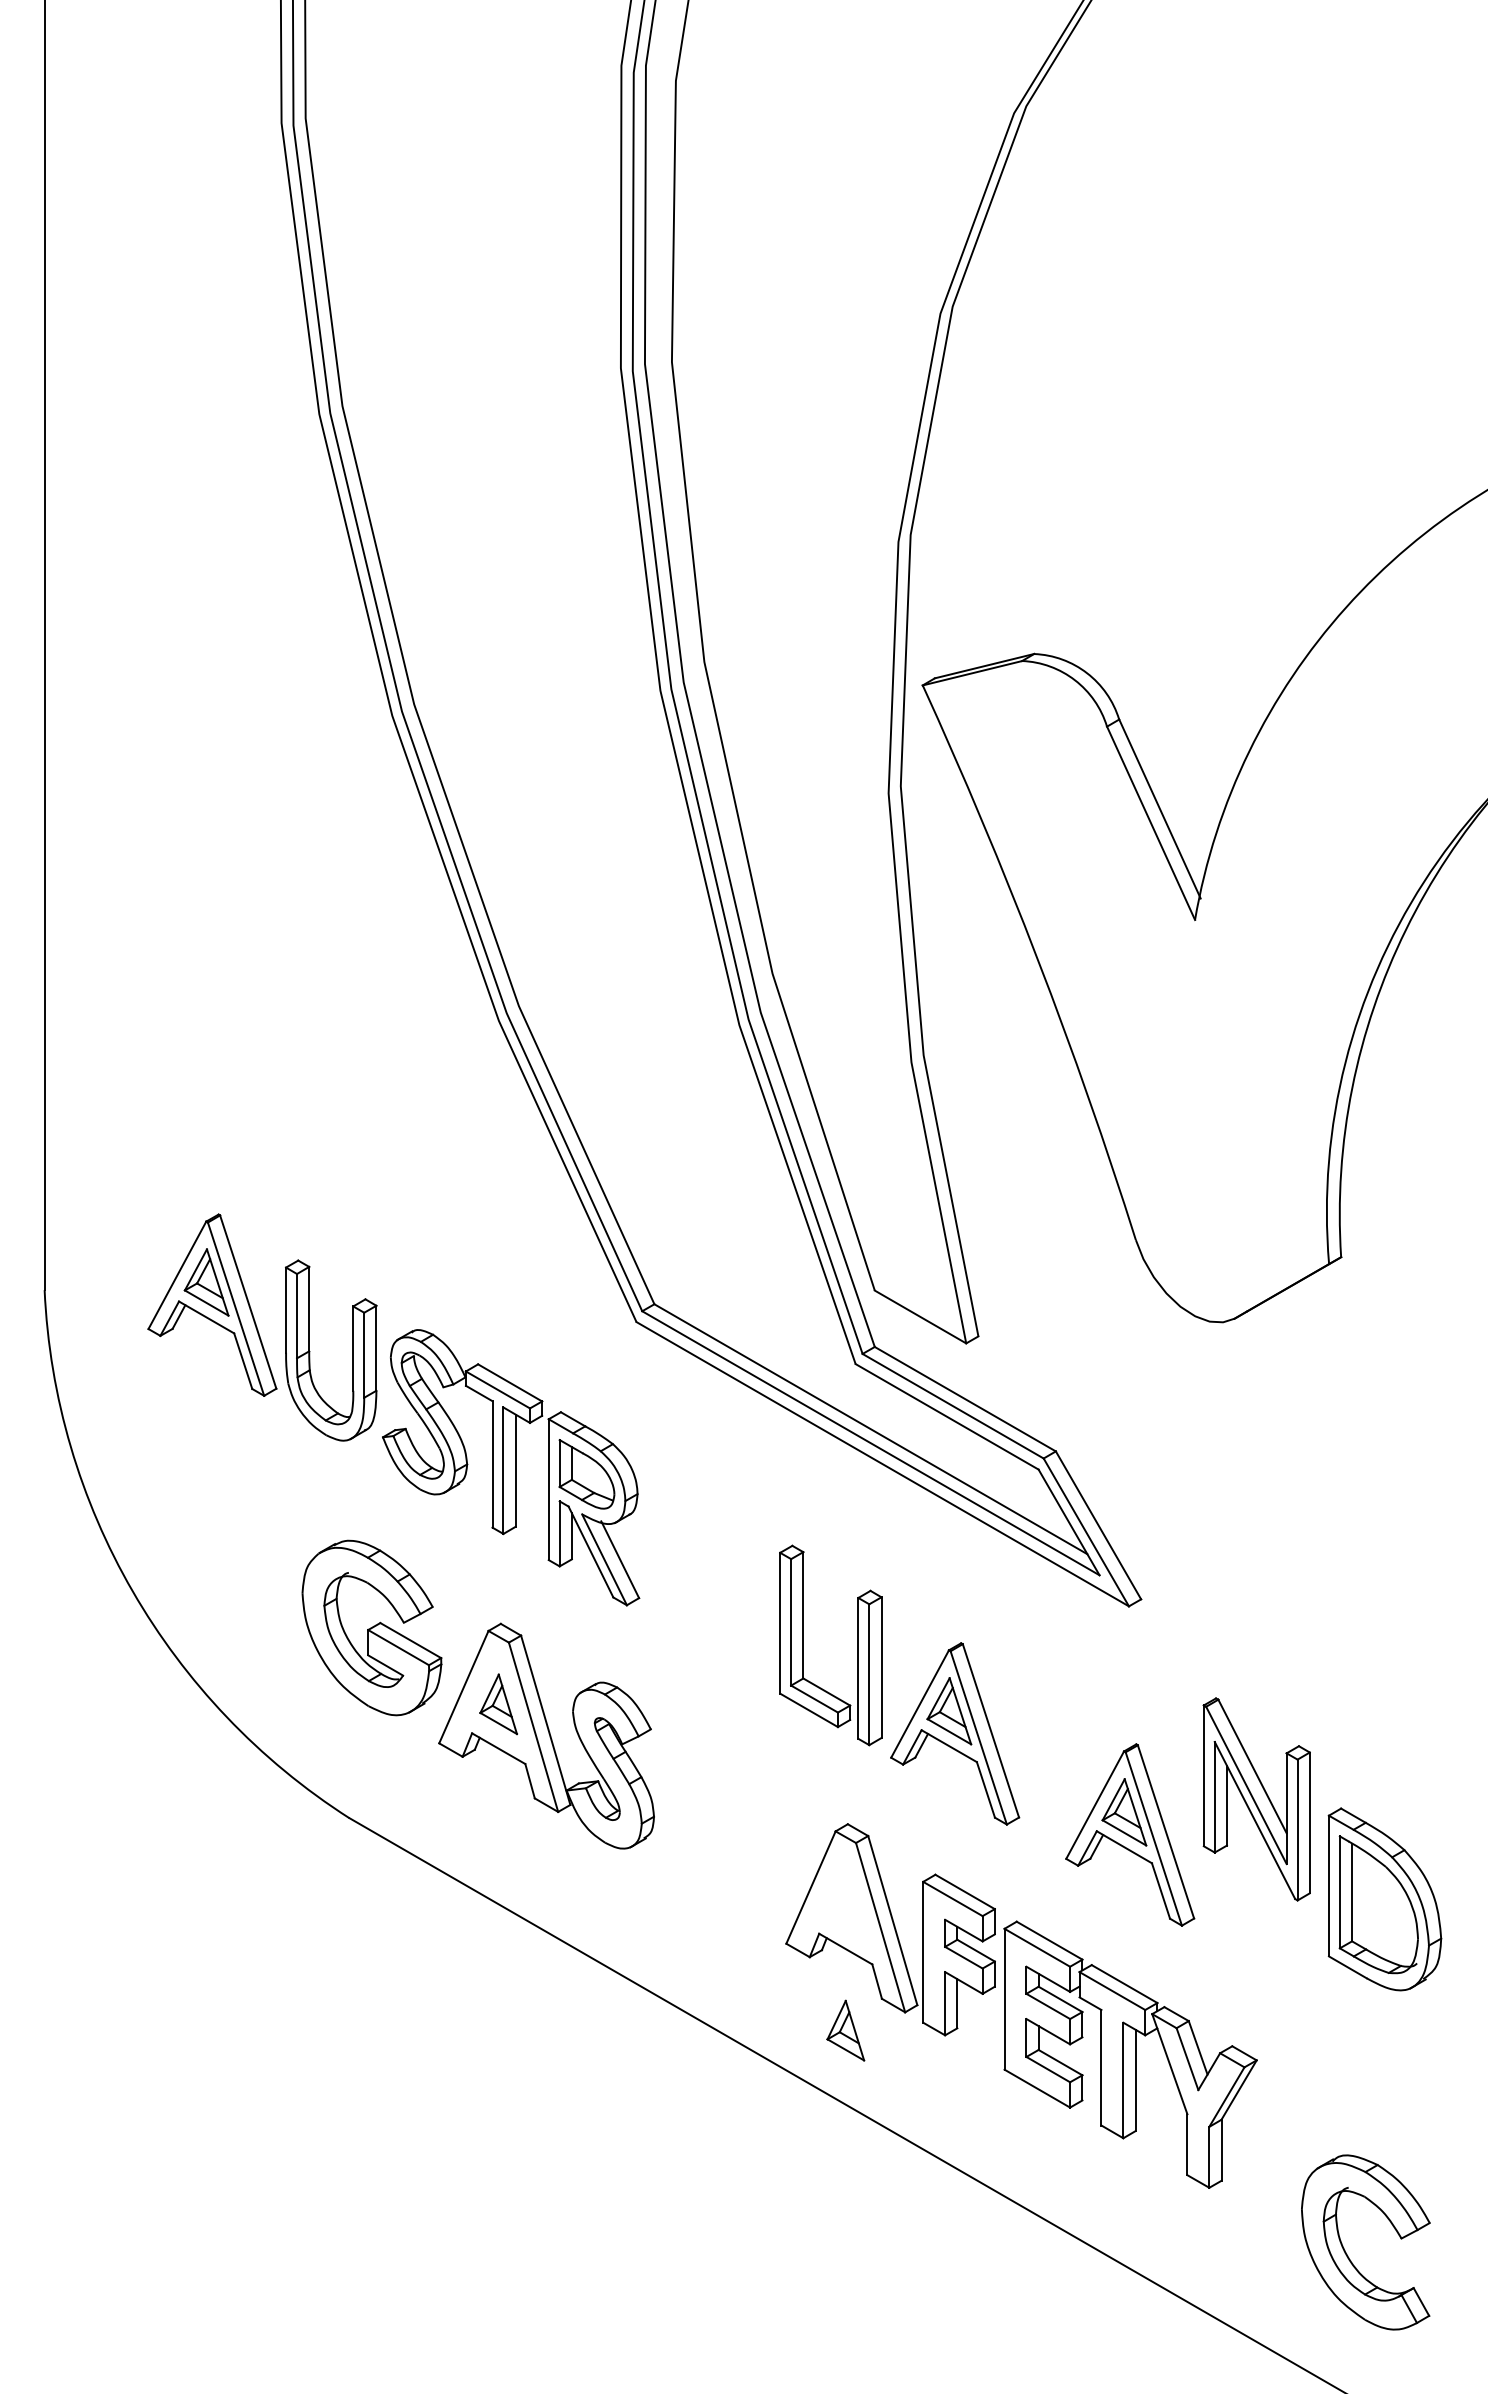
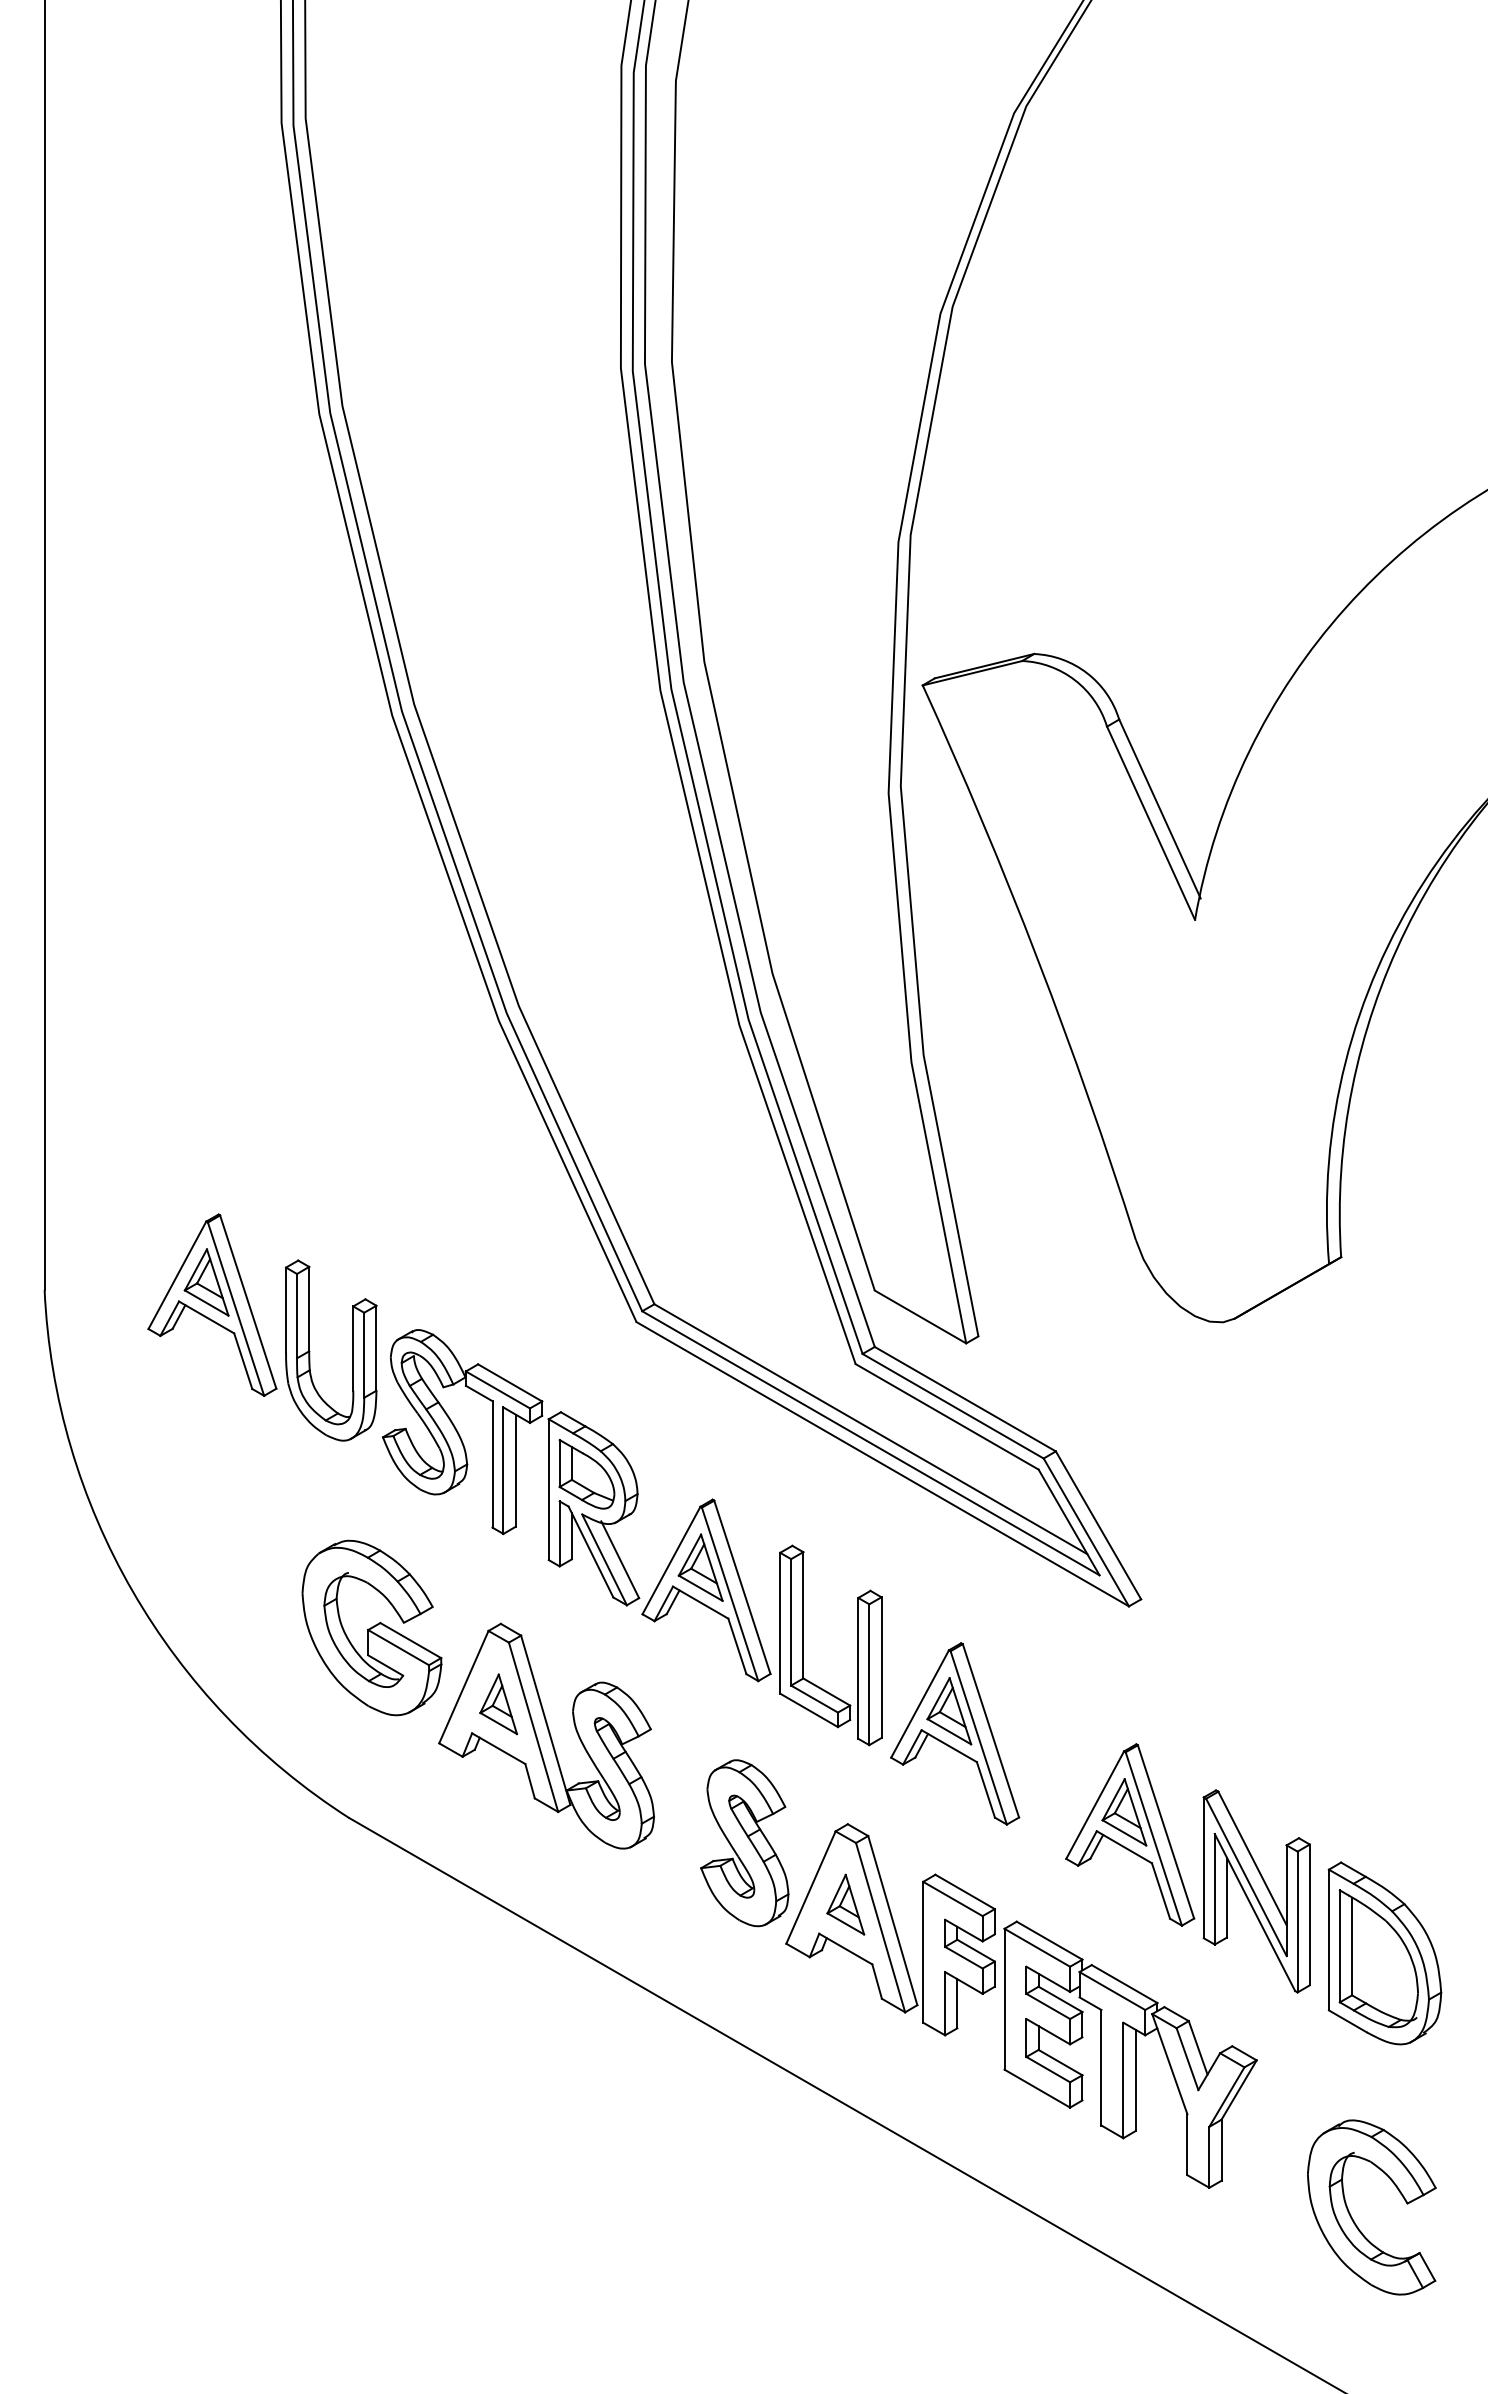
part: none -> present (706, 1590)
part position: (1256, 1799) -> (1256, 1891) (1256, 1891)
part: none -> present (744, 1843)
part position: (1384, 1899) -> (1384, 1953) (1384, 1953)
part position: (845, 2030) -> (845, 1904) (845, 1904)
part position: (1348, 2255) -> (1354, 2220) (1354, 2220)
